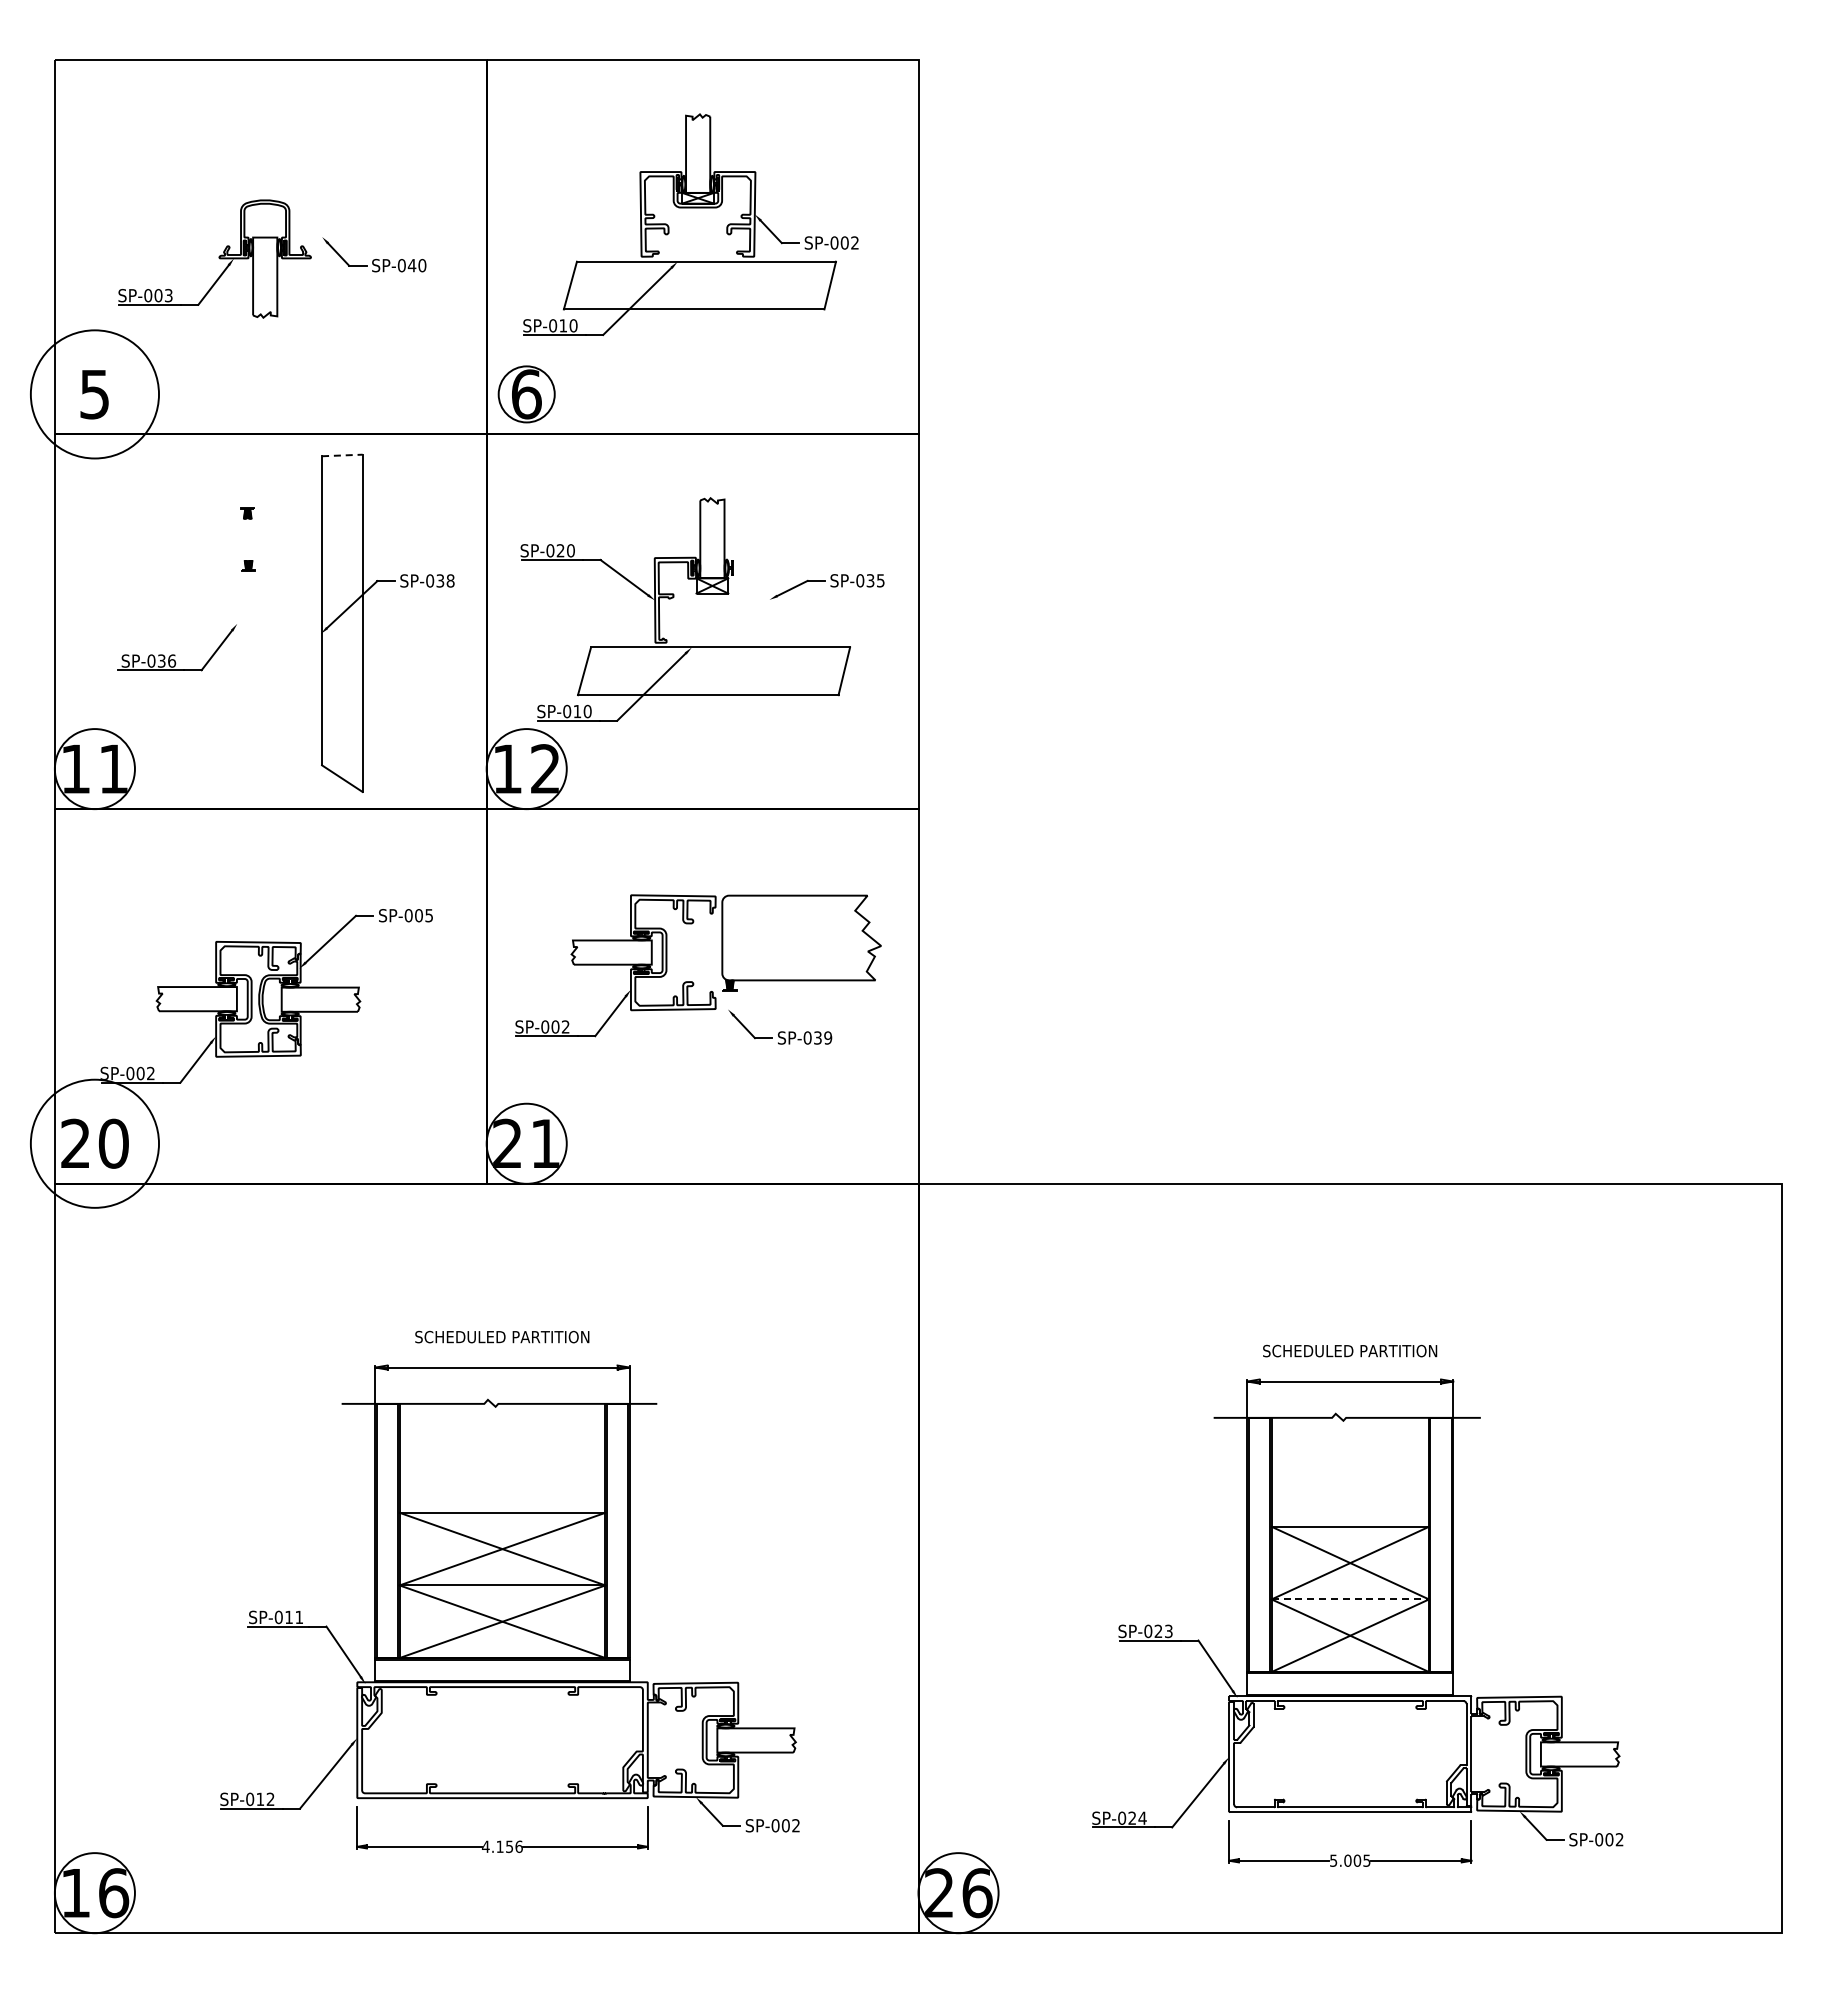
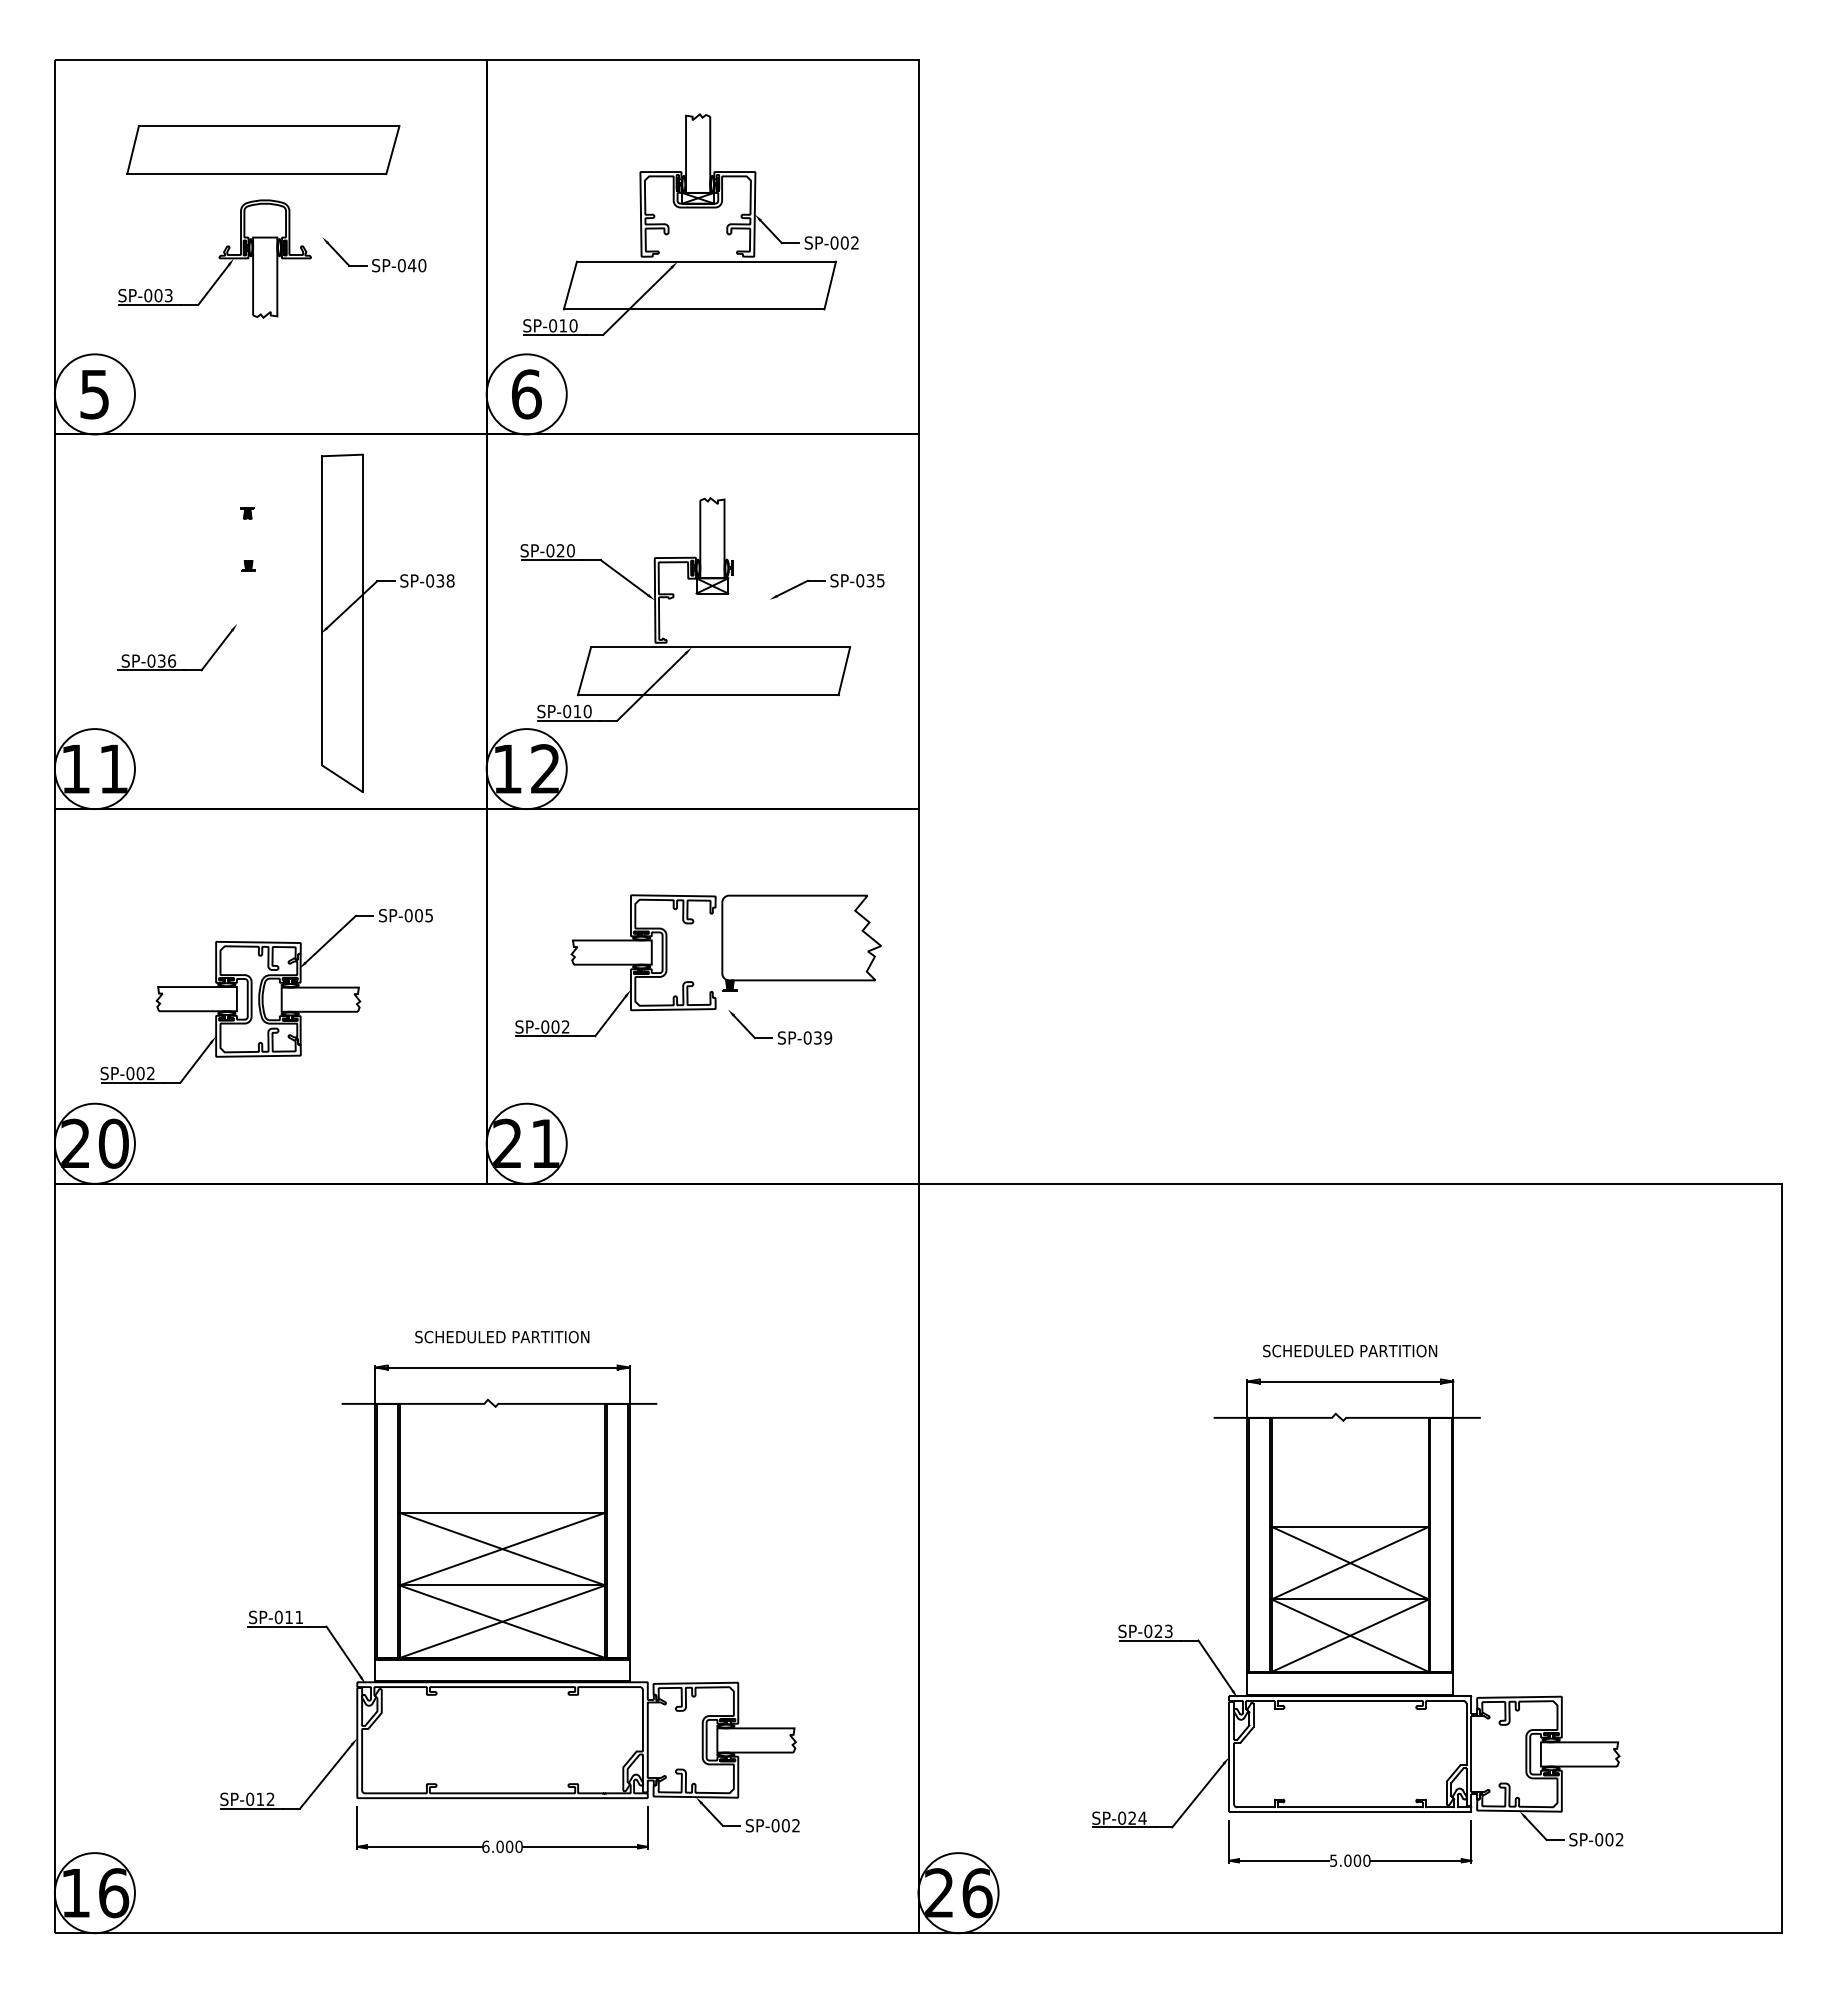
part: none -> present (263, 149)
circle diameter: 128 px -> 80 px (94, 394)
circle diameter: 56 px -> 80 px (526, 394)
line: dashed -> solid (342, 455)
circle diameter: 128 px -> 80 px (94, 1143)
line: dashed -> solid (1350, 1599)
text: 4.156 -> 6.000 (501, 1846)
text: 5.005 -> 5.000 (1366, 1860)
